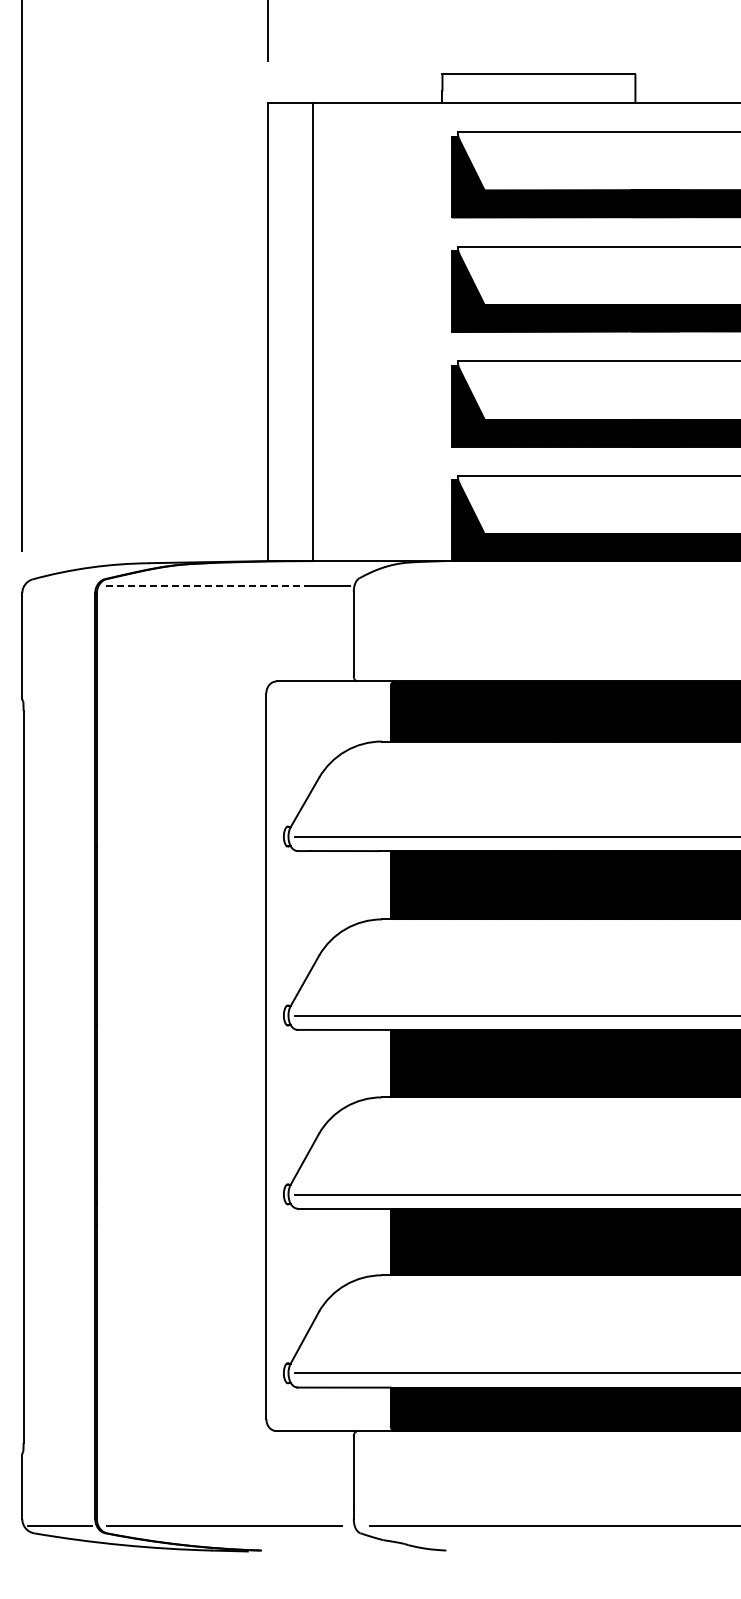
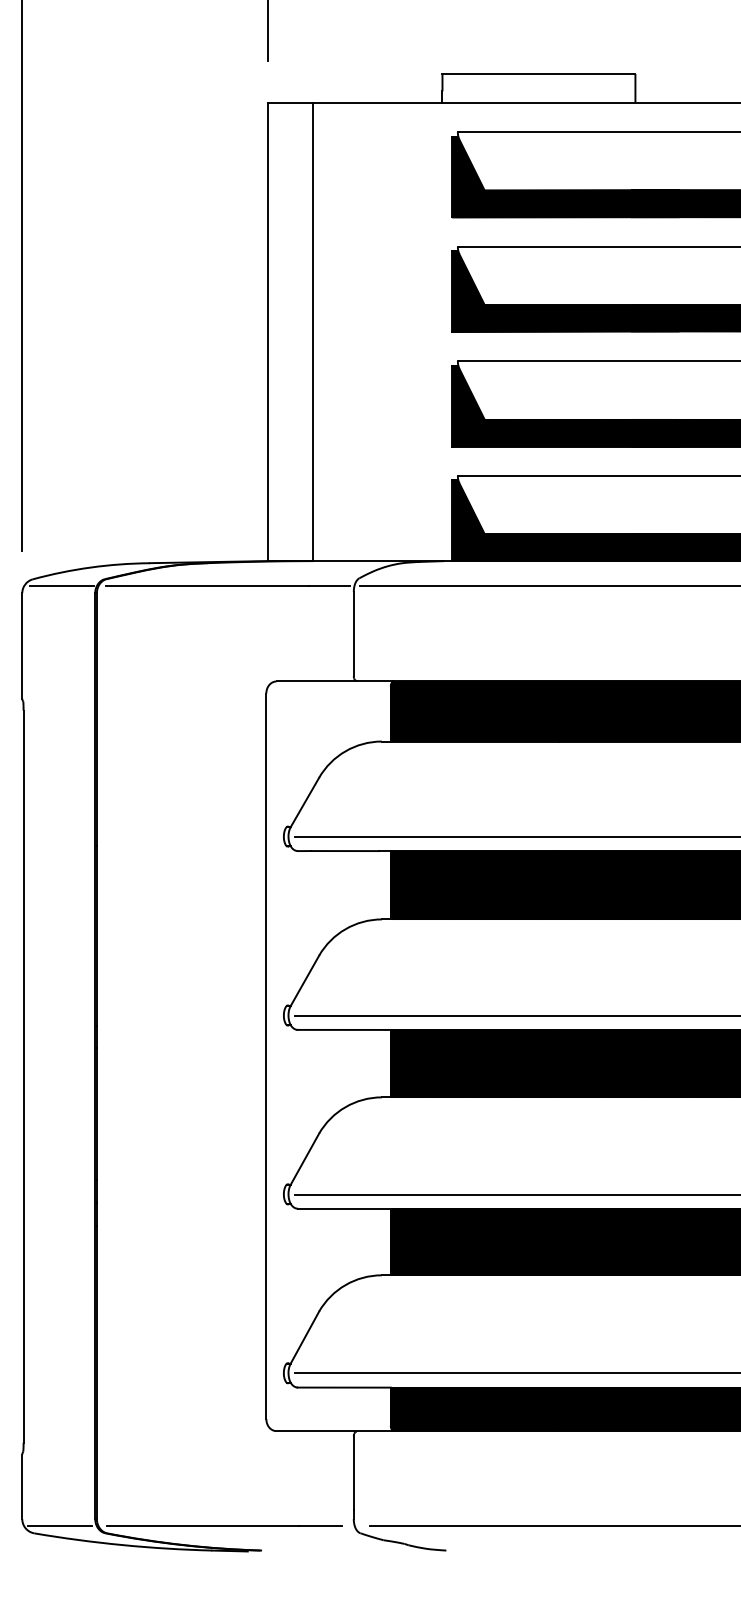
line: none -> present (61, 585)
line: dashed -> solid (207, 585)
line: none -> present (548, 585)
